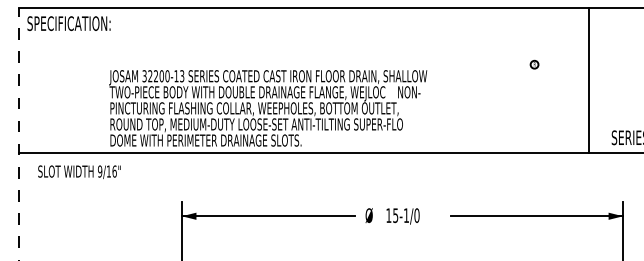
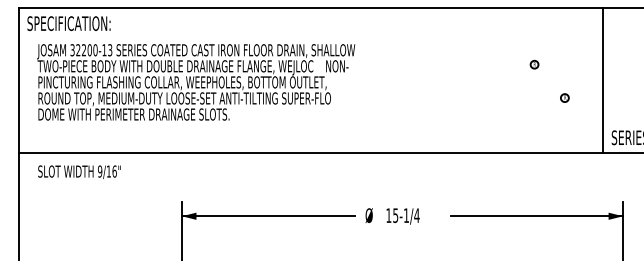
line position: (589, 79) -> (603, 79) (603, 79)
part: none -> present (564, 97)
text position: (268, 108) -> (196, 82) (196, 82)
line: dashed -> solid (19, 133)
text: 15-1/0 -> 15-1/4 (416, 215)
